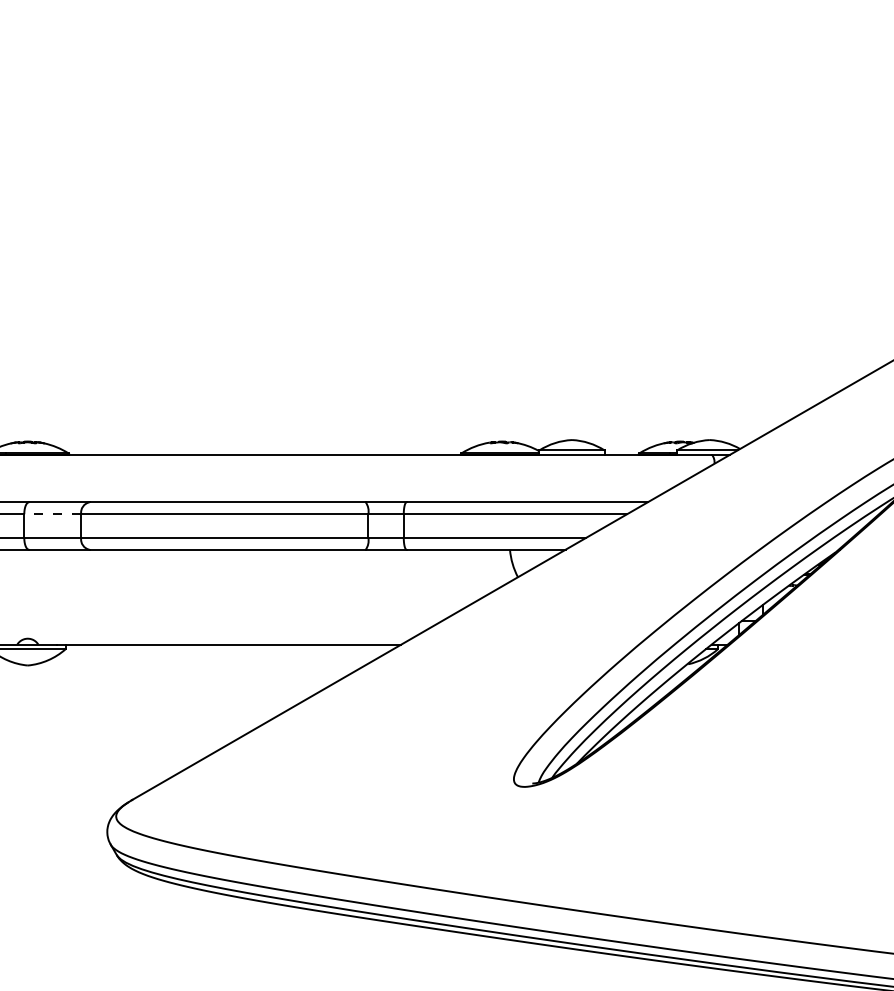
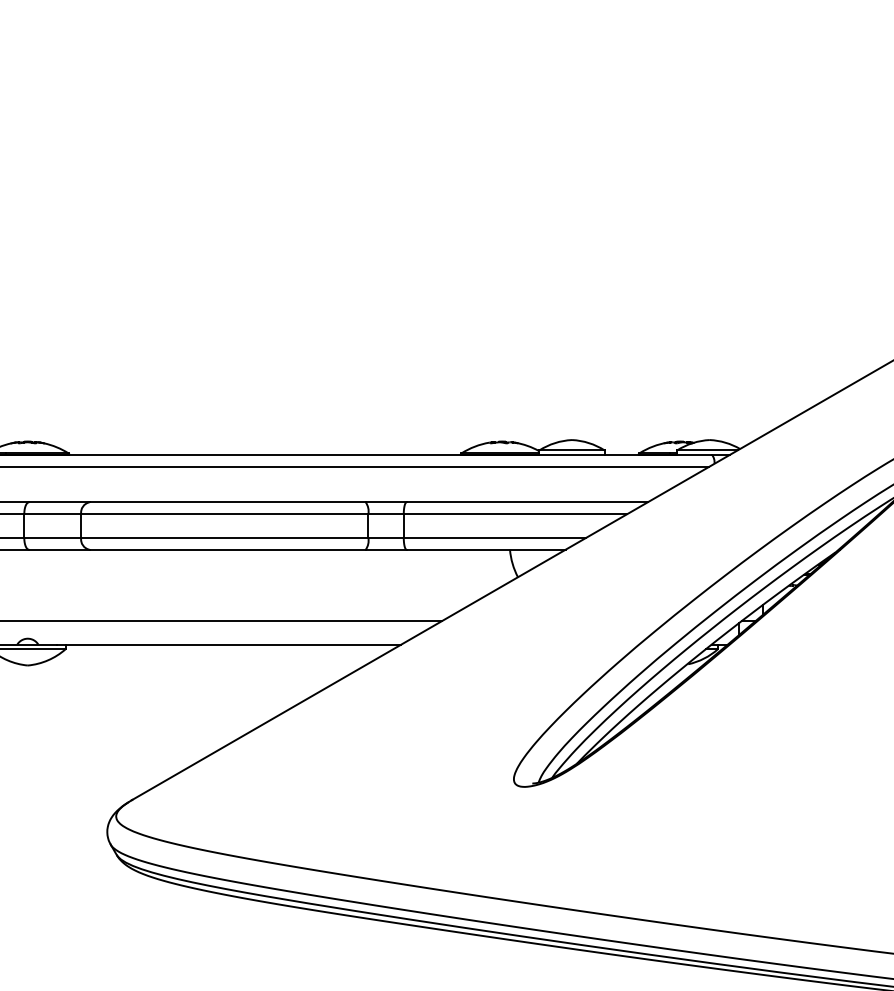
line: none -> present (355, 466)
line: dashed -> solid (52, 514)
line: none -> present (222, 620)
